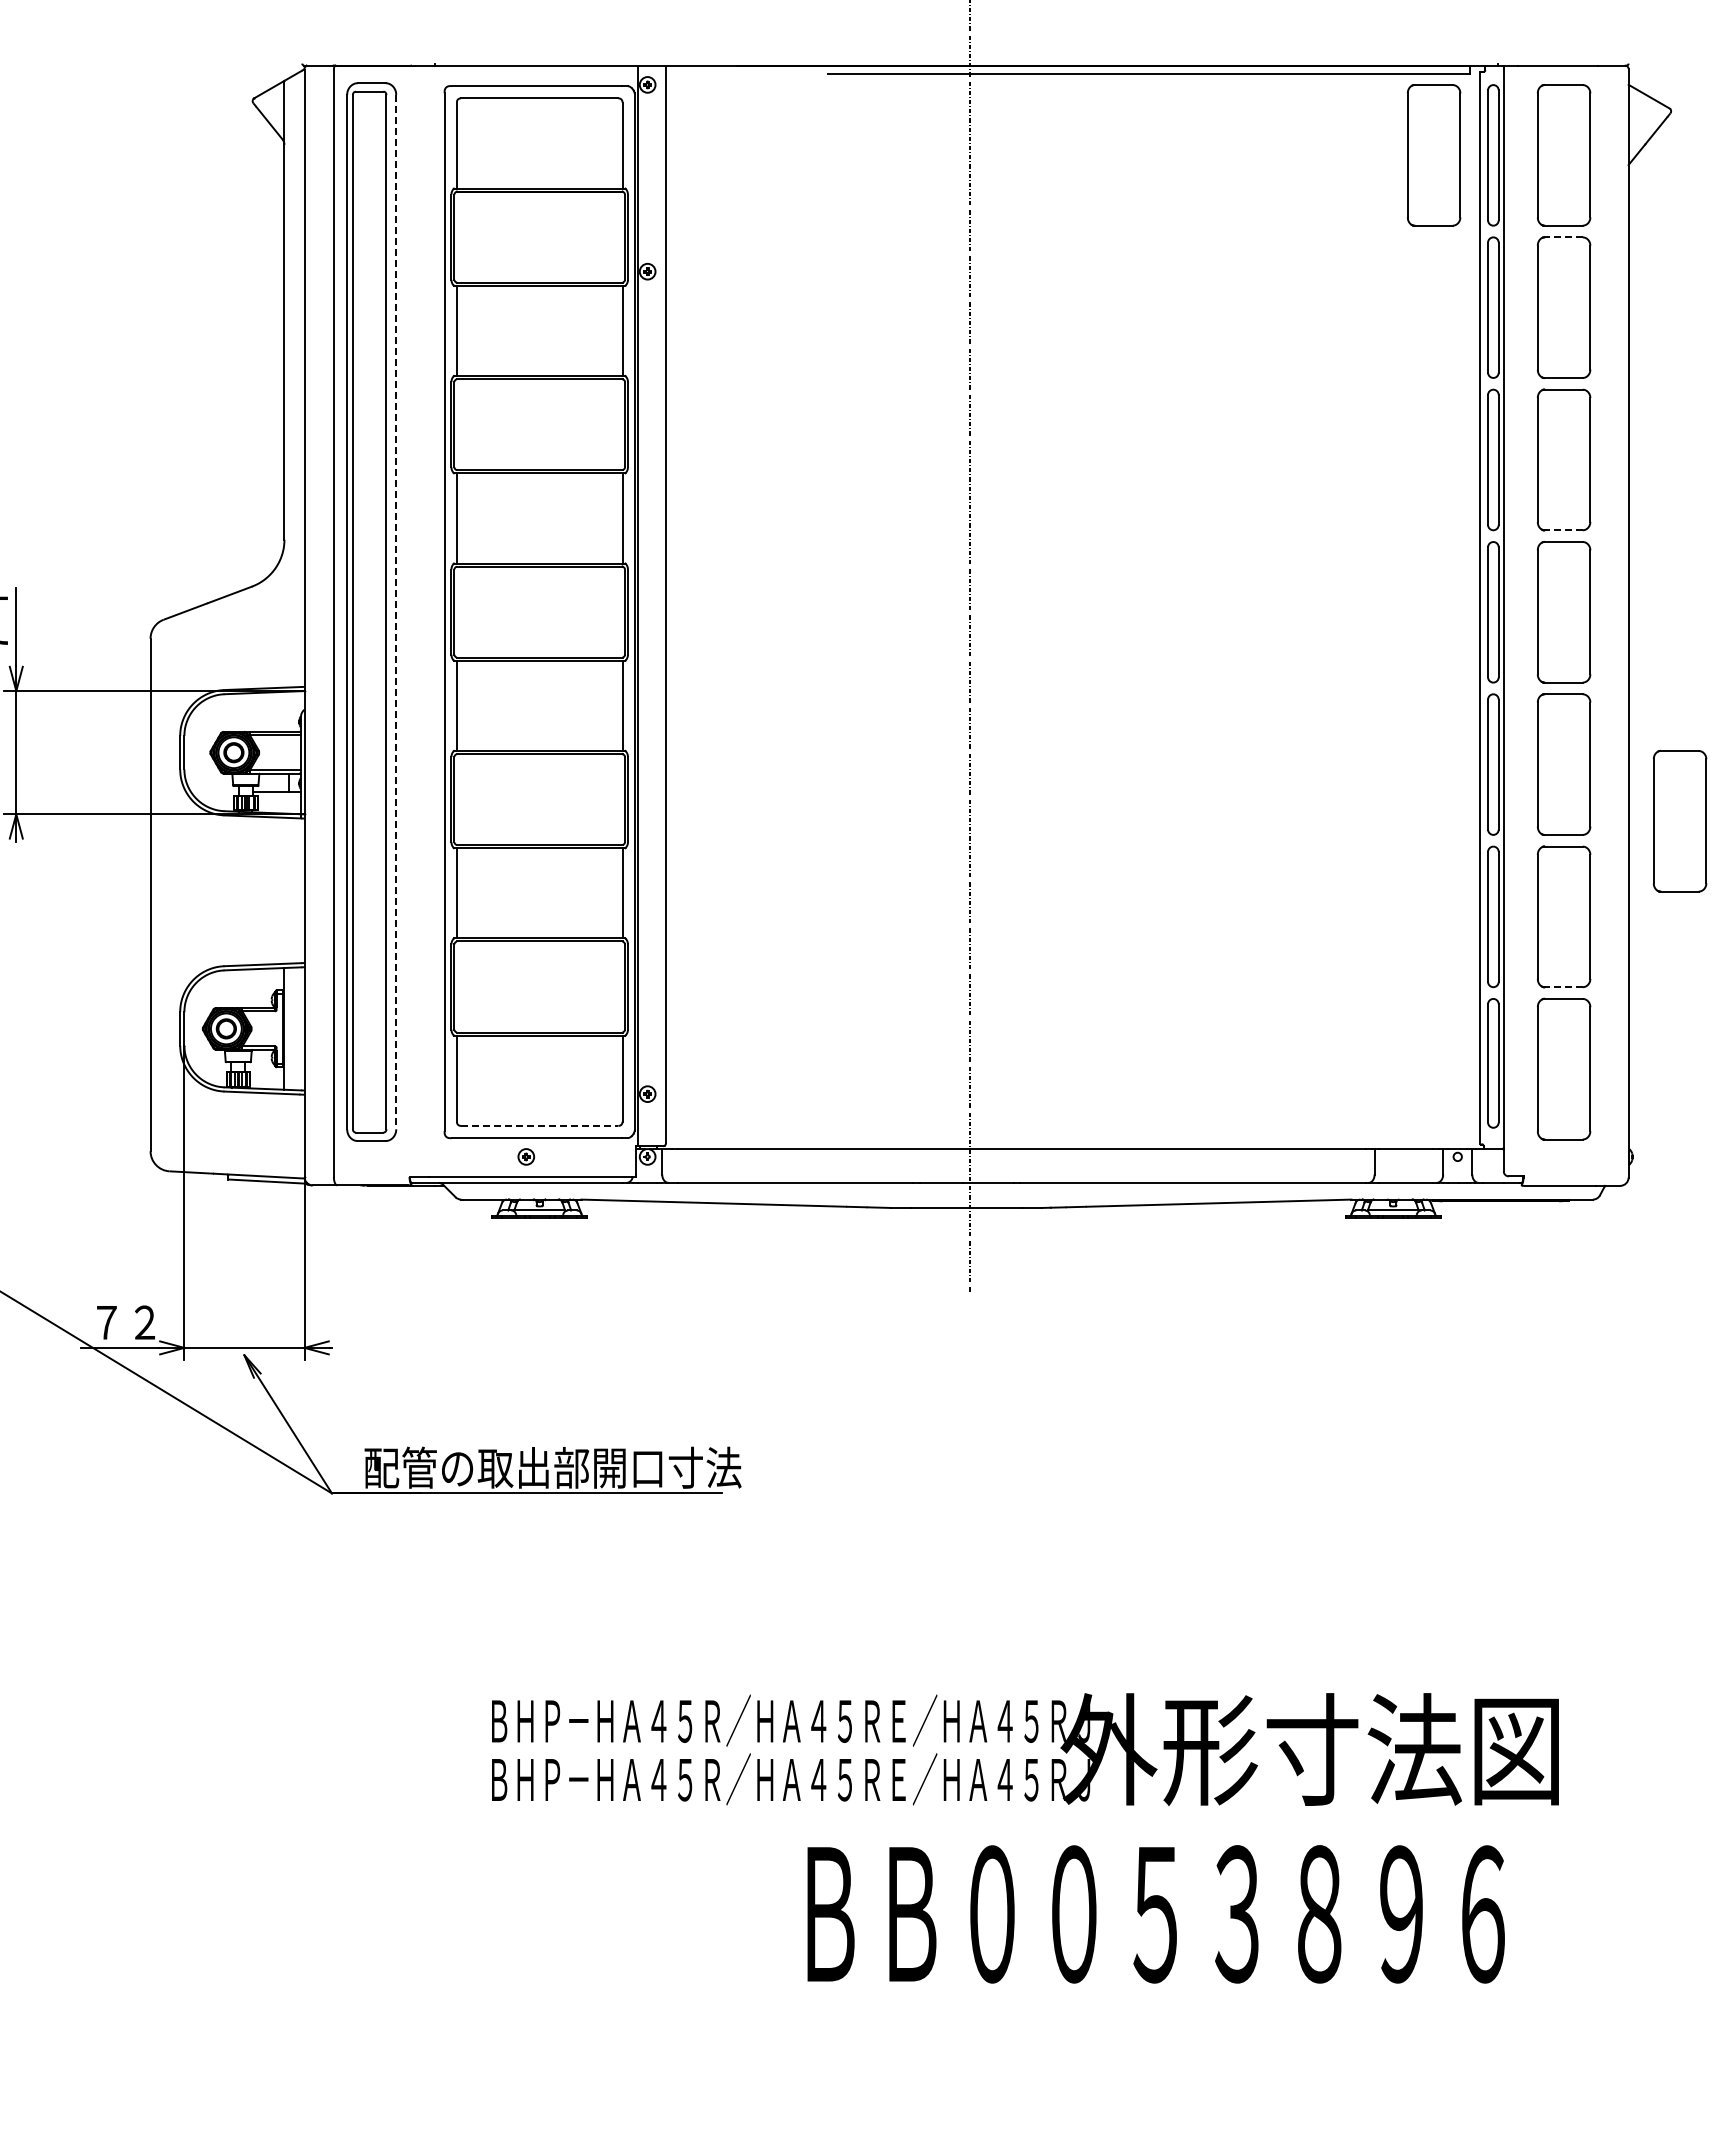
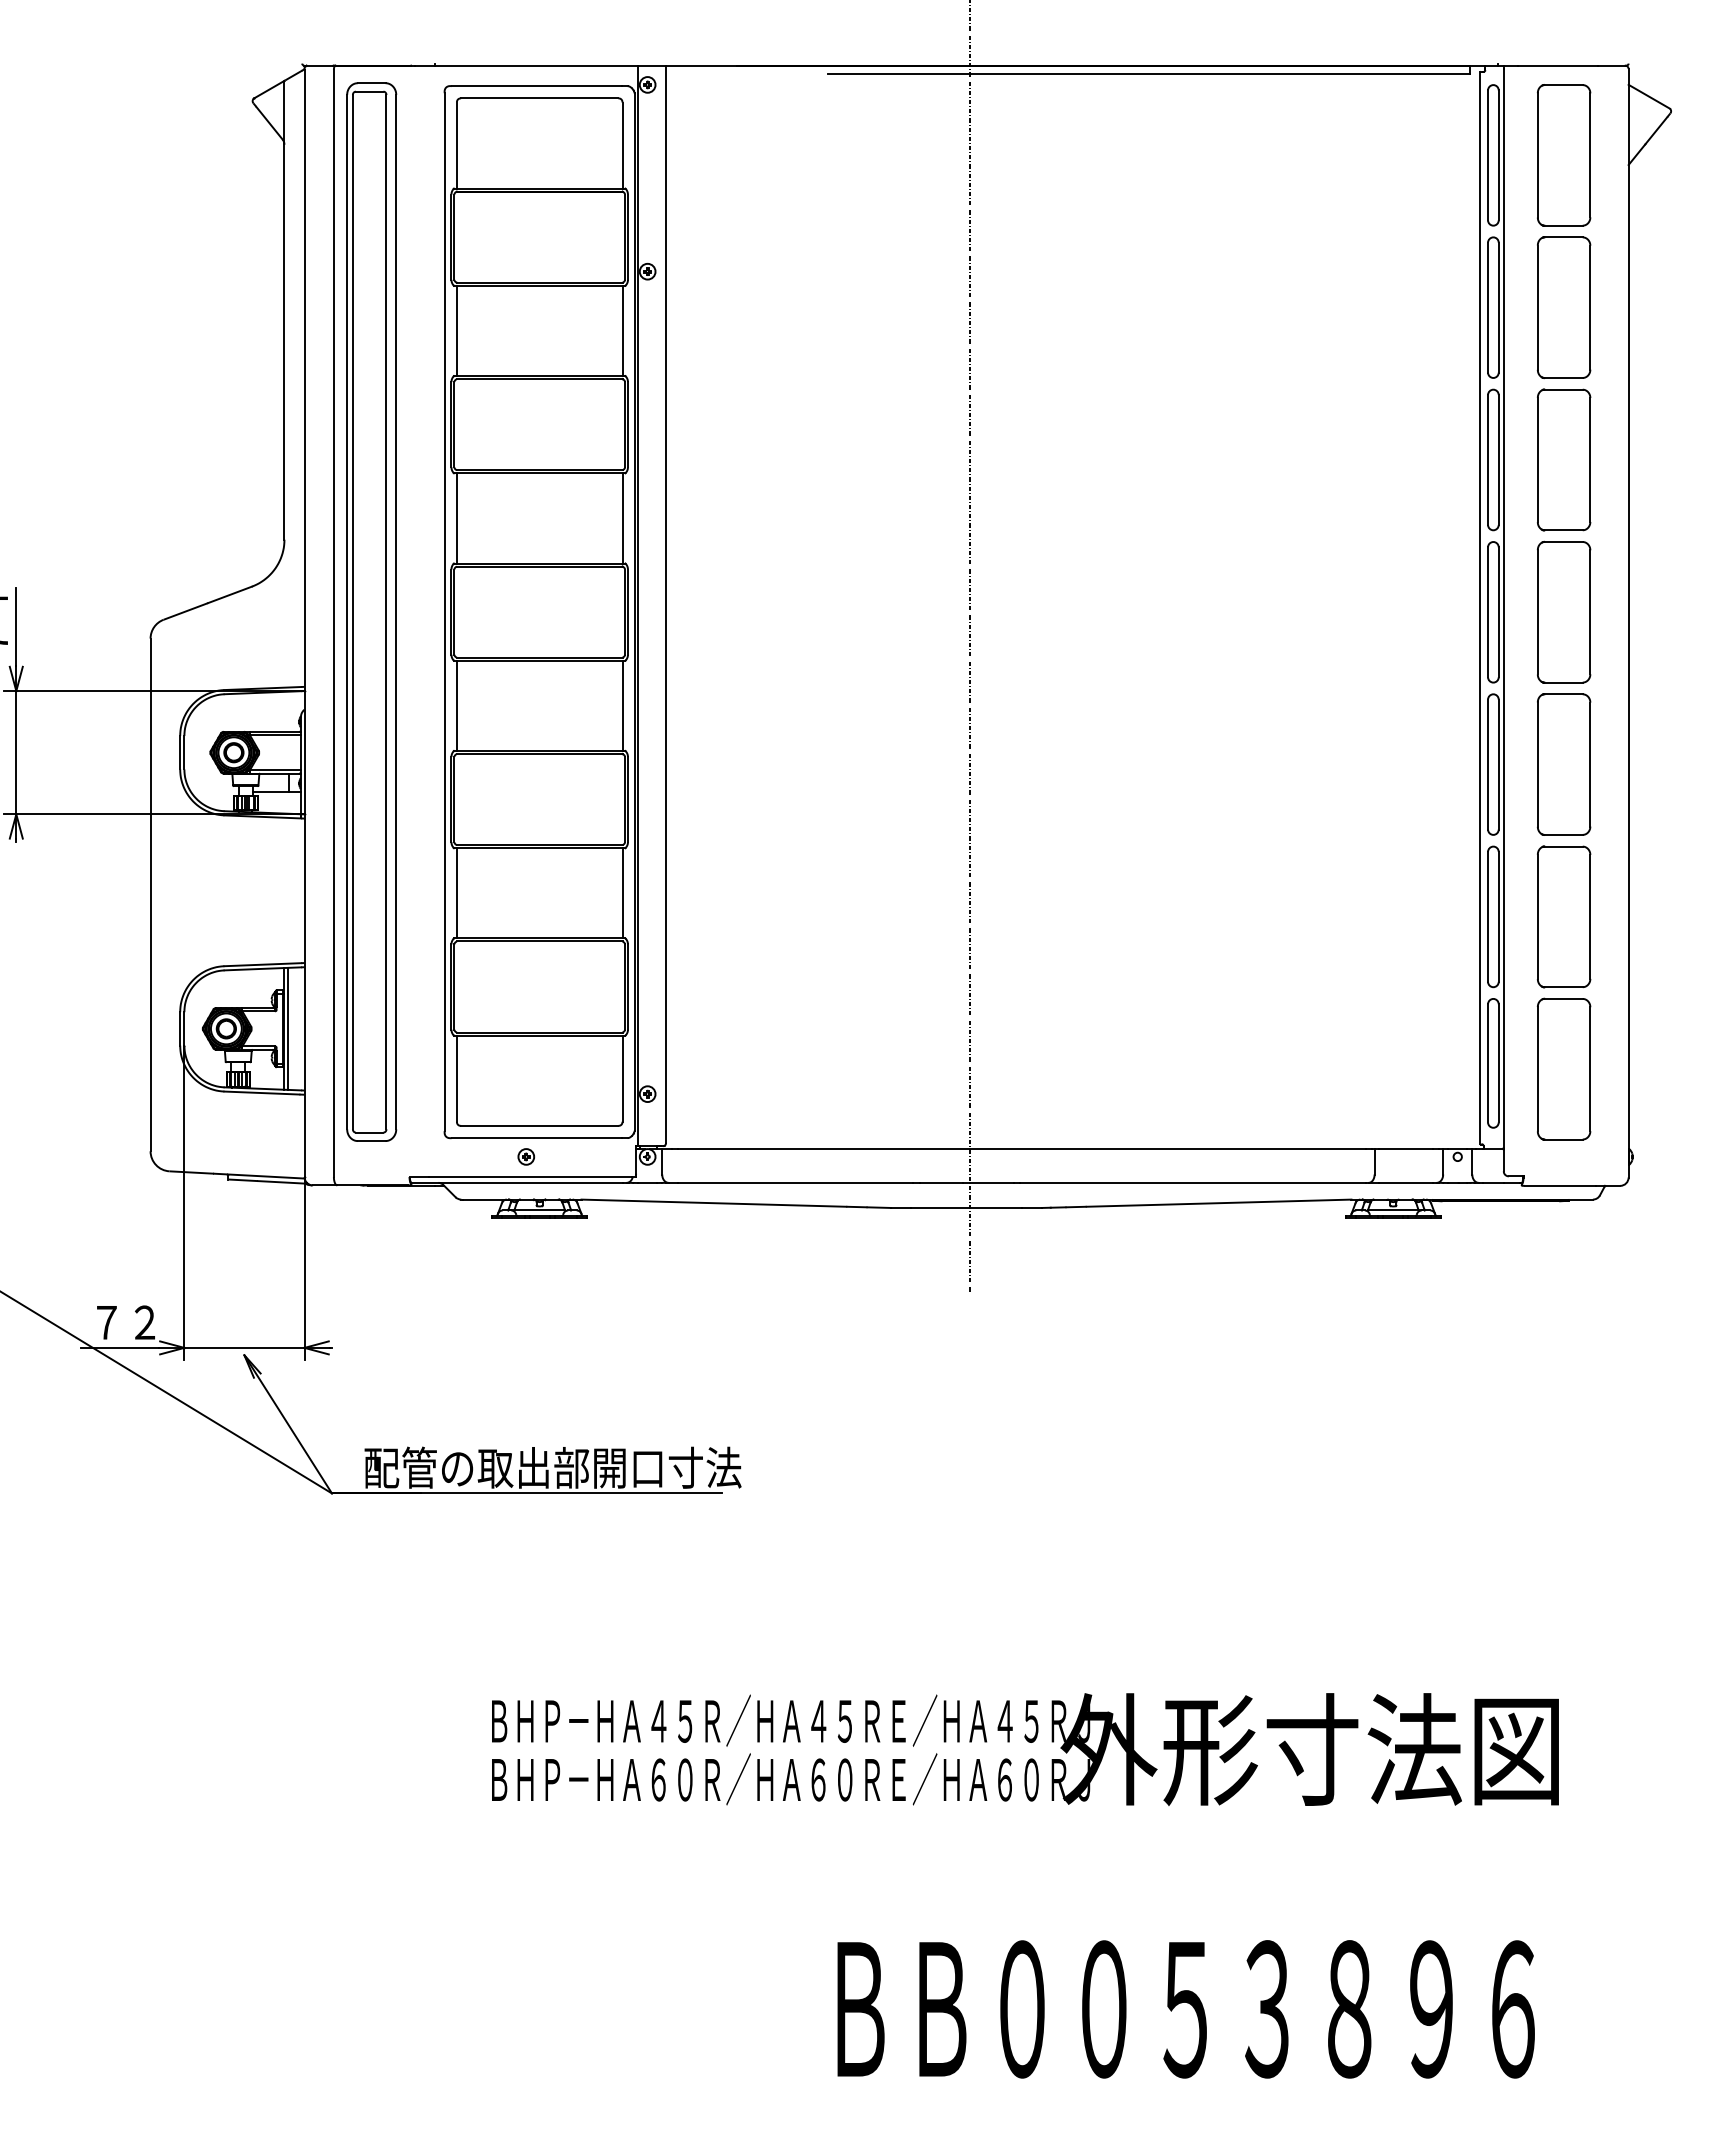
part: present -> none (1434, 155)
line: dashed -> solid (1563, 237)
line: dashed -> solid (1563, 530)
line: dashed -> solid (396, 612)
part: present -> none (1680, 820)
line: dashed -> solid (1563, 987)
line: none -> present (287, 1028)
line: dashed -> solid (539, 1125)
text: ＢＨＰ－ＨＡ４５Ｒ／ＨＡ４５ＲＥ／ＨＡ４５ＲＪ -> ＢＨＰ－ＨＡ６０Ｒ／ＨＡ６０ＲＥ／ＨＡ６０ＲＪ (844, 1779)
text position: (1155, 1914) -> (1185, 2009) (1185, 2009)
